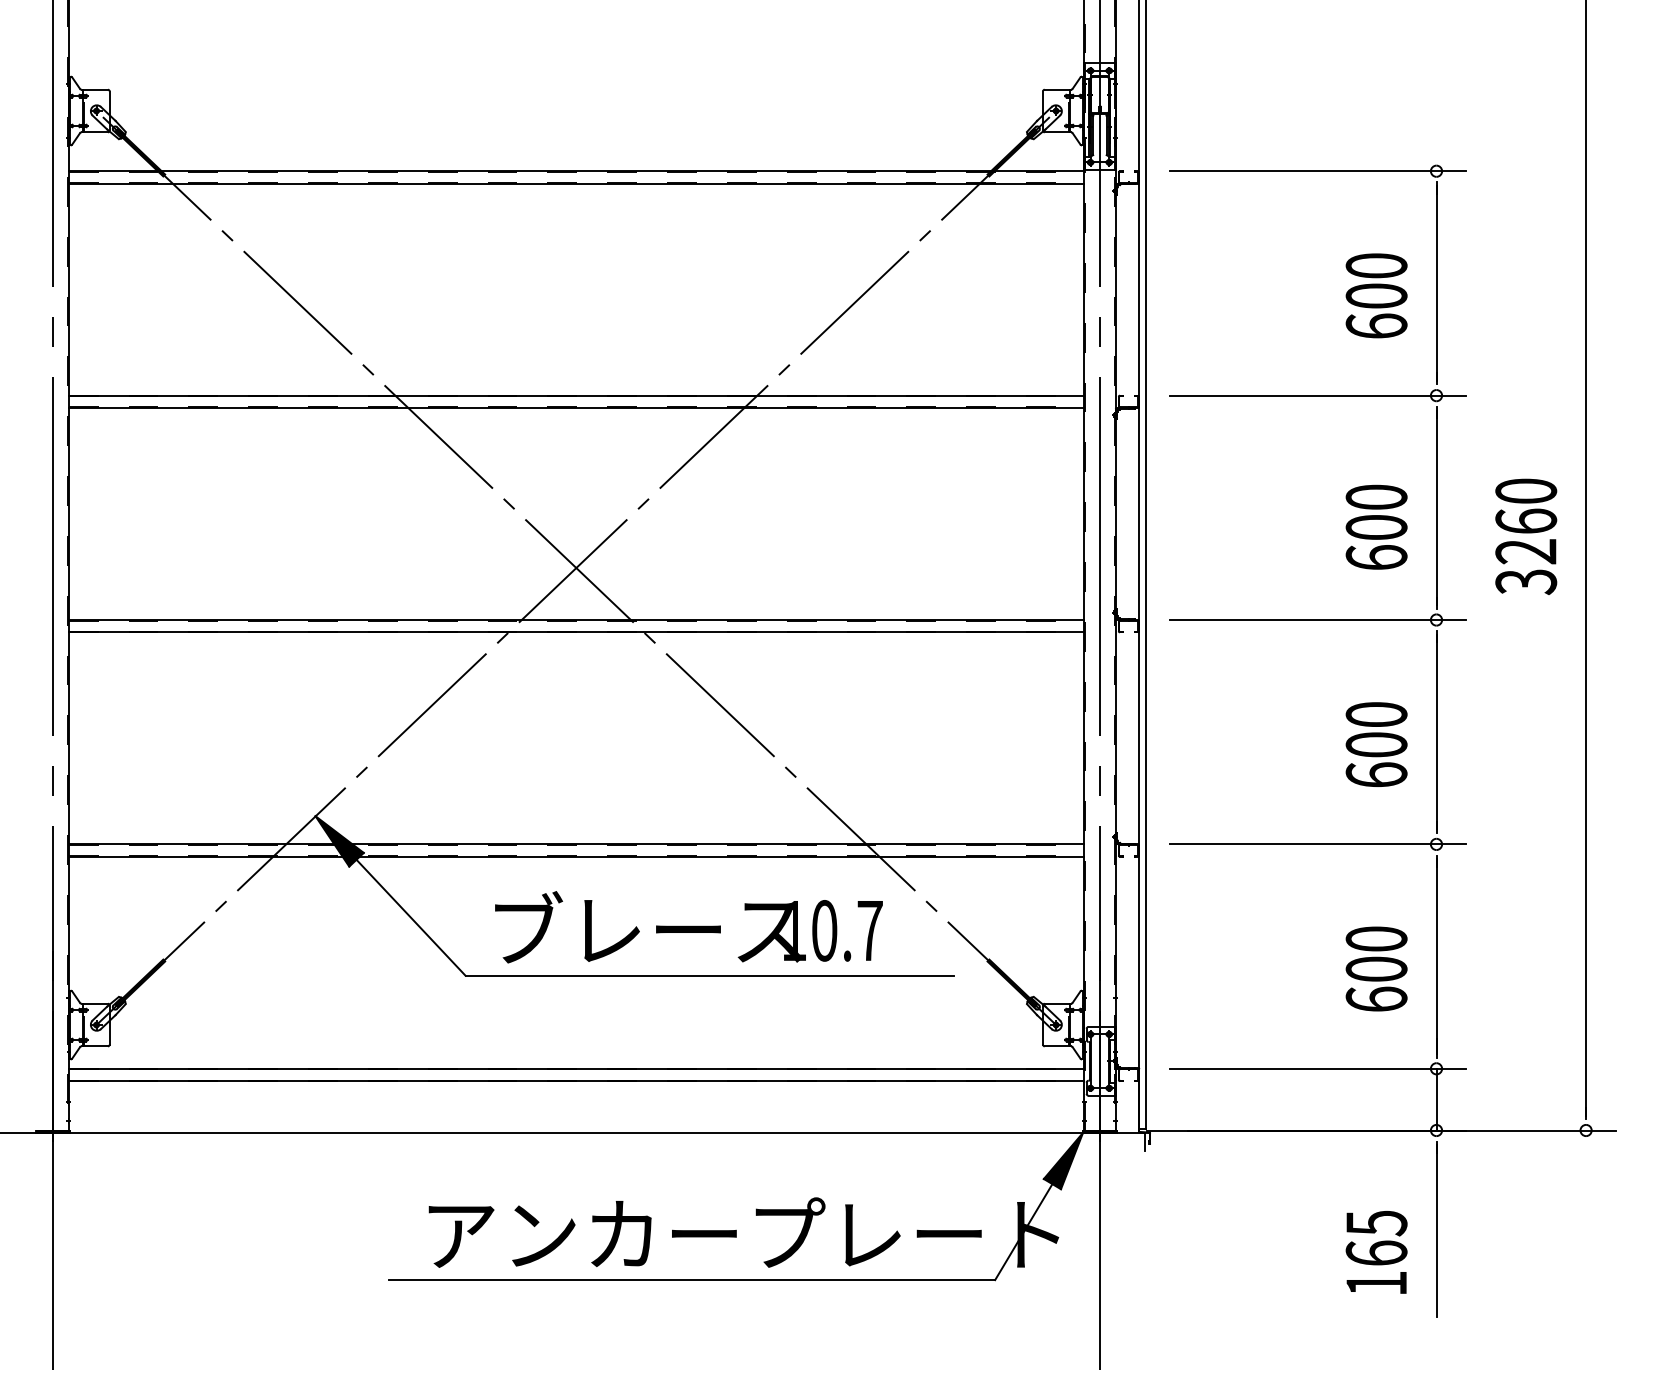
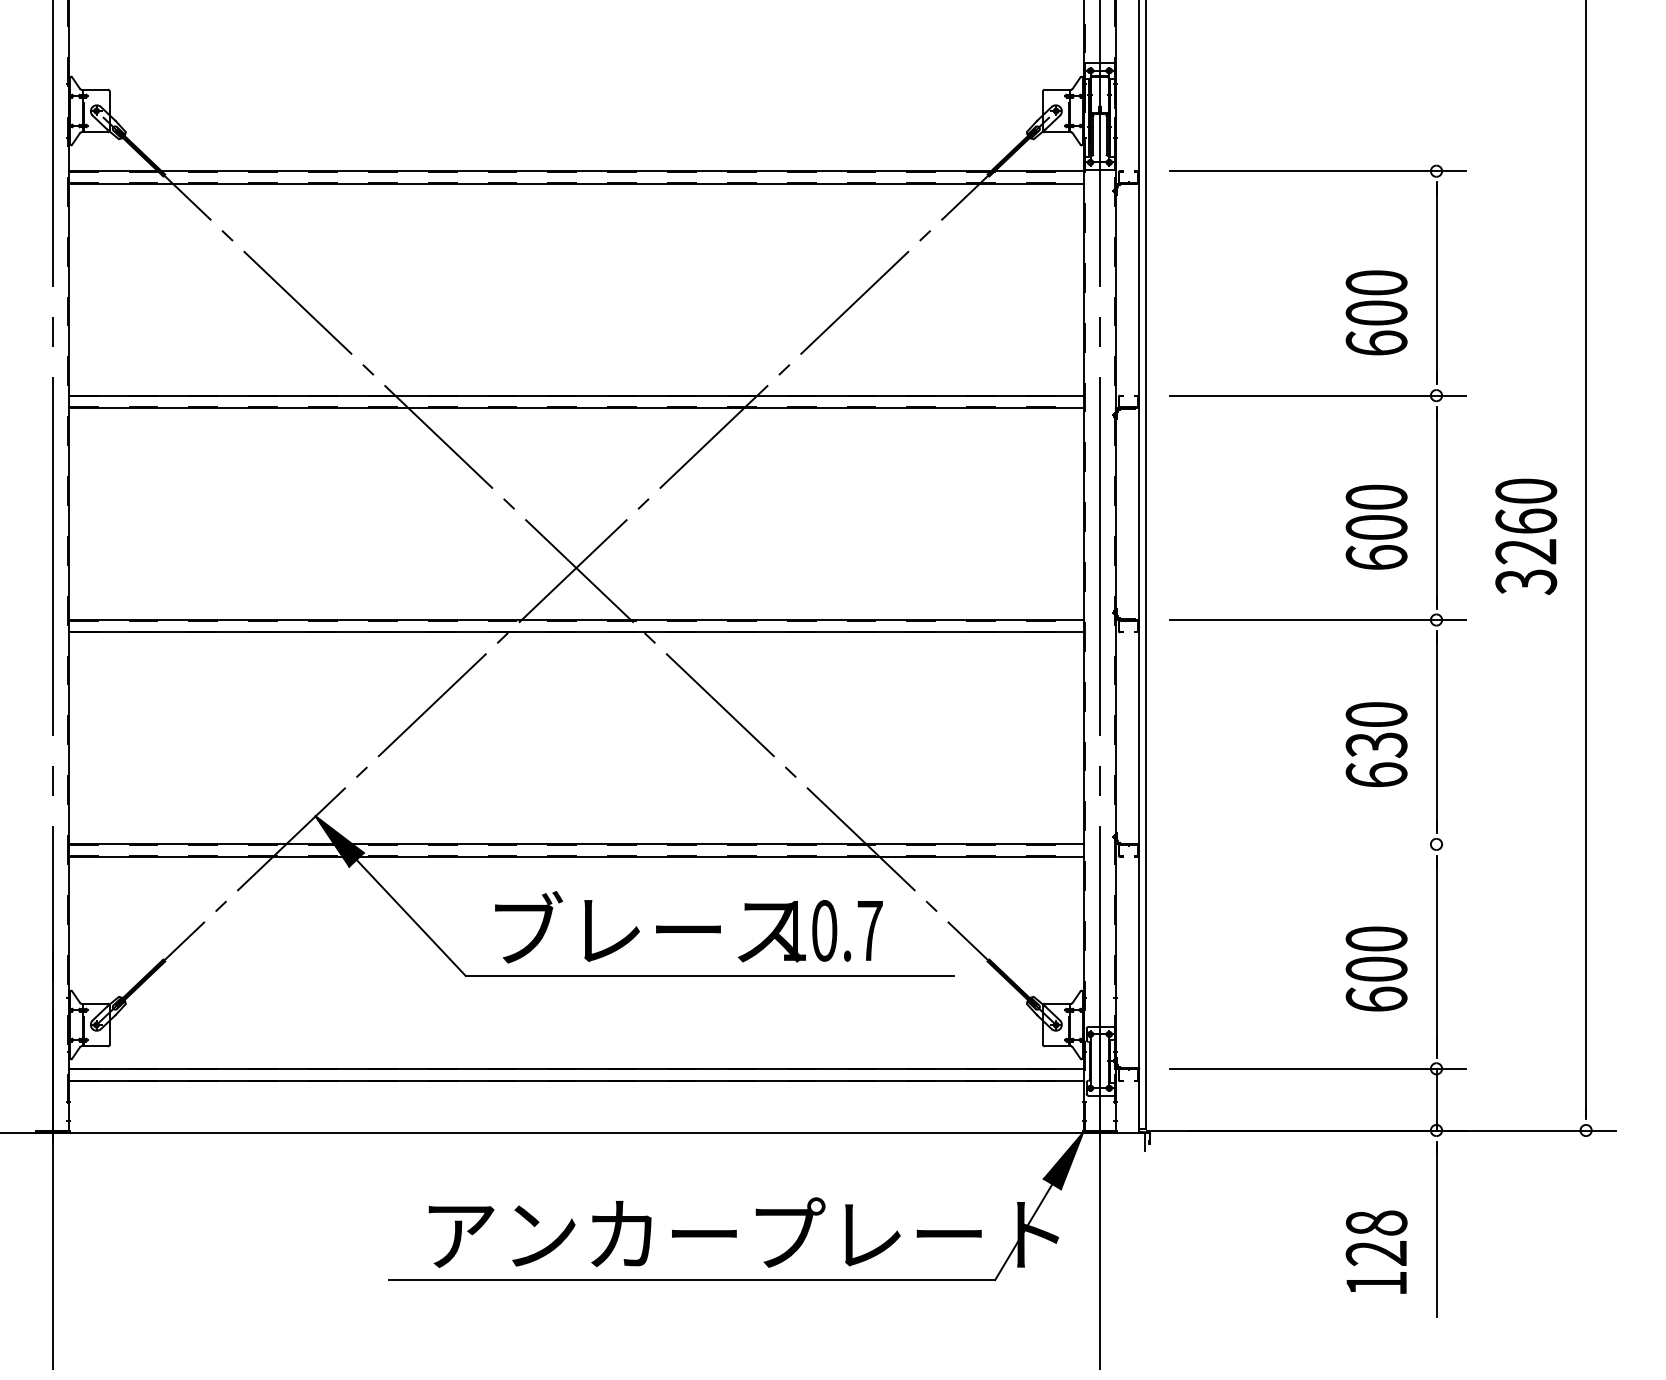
text position: (1376, 295) -> (1376, 312) (1376, 312)
text: 600 -> 630 (1376, 745)
line: present -> none (1317, 844)
text: 165 -> 128 (1376, 1237)
